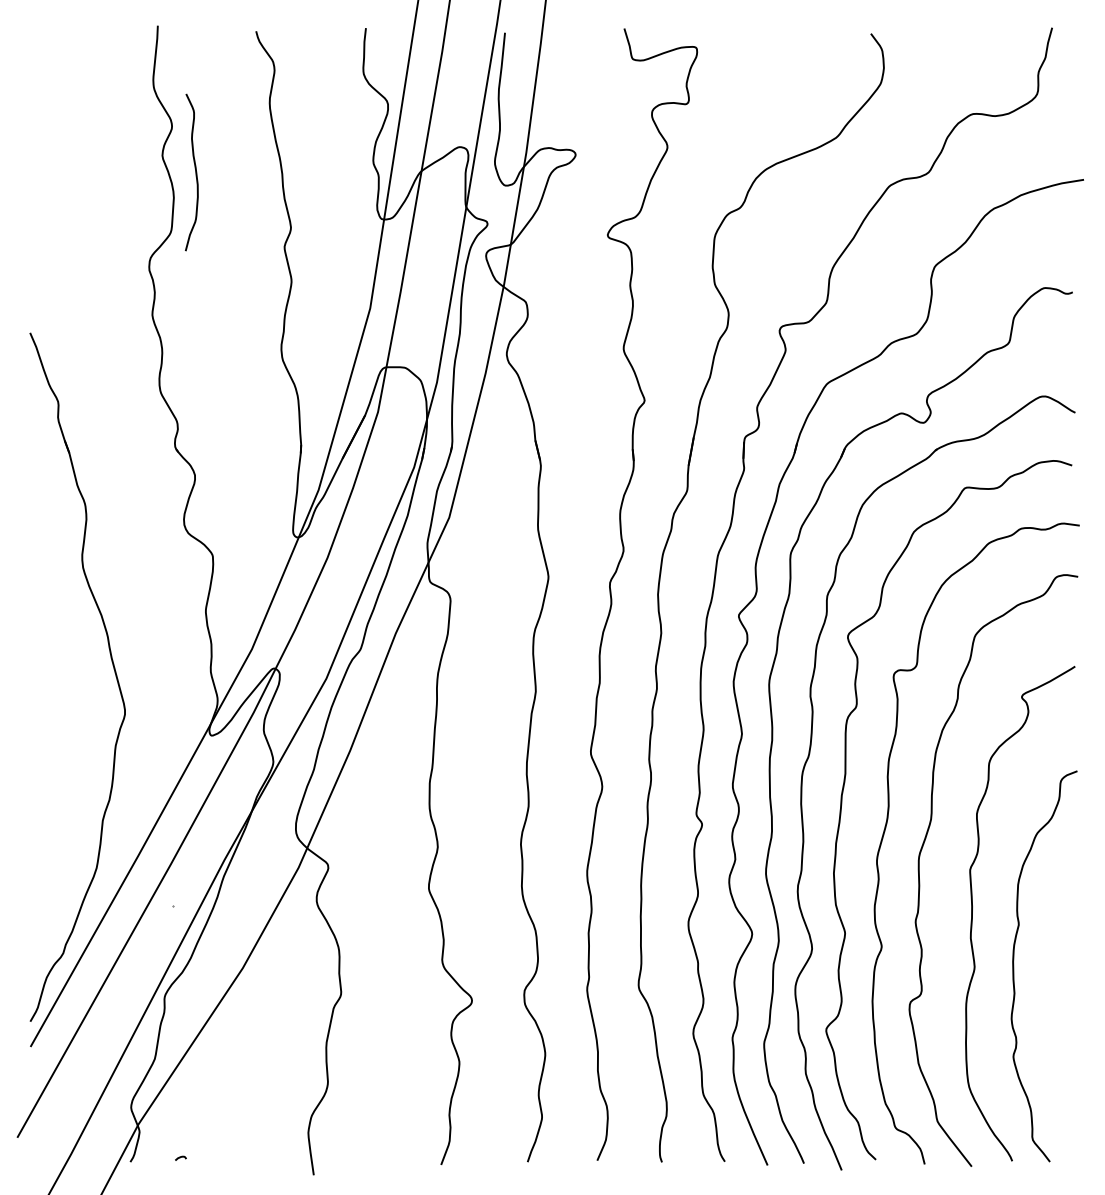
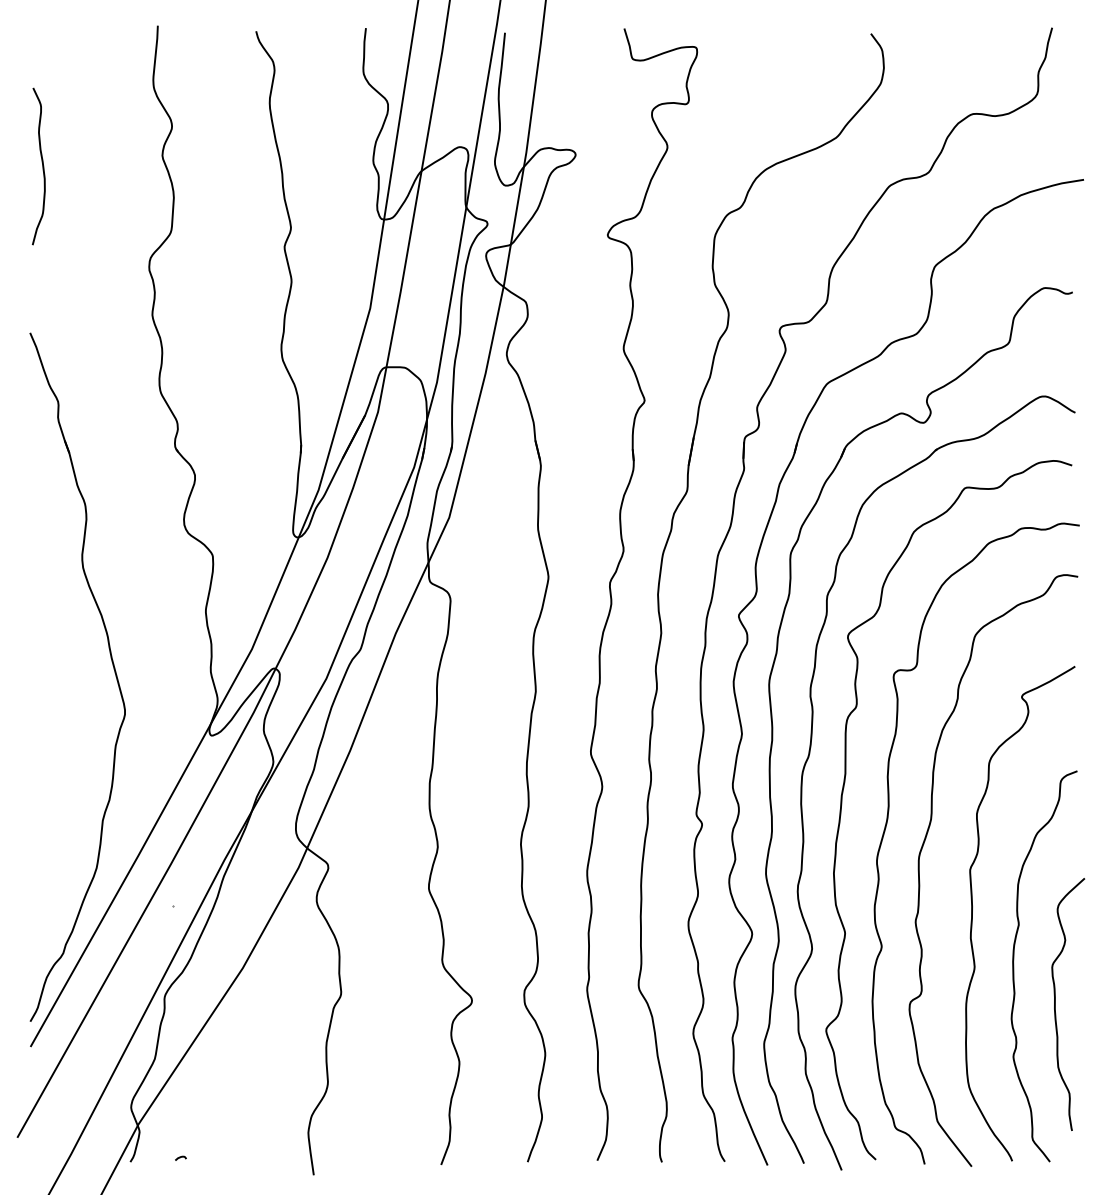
curve position: (195, 172) -> (42, 166) (42, 166)
curve: none -> present (1055, 1004)
